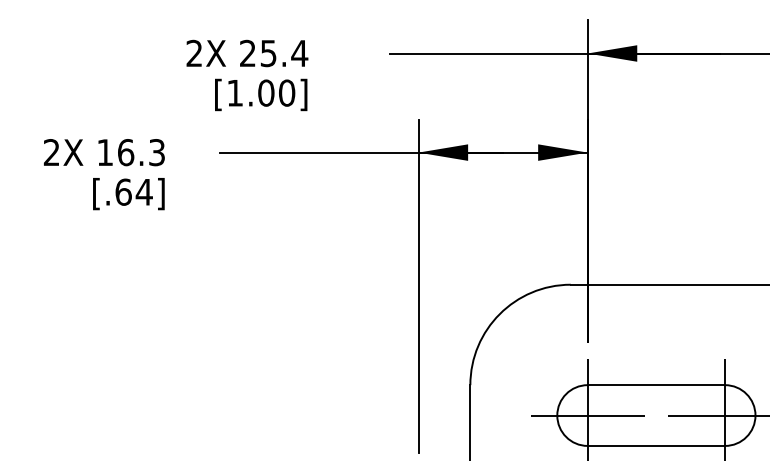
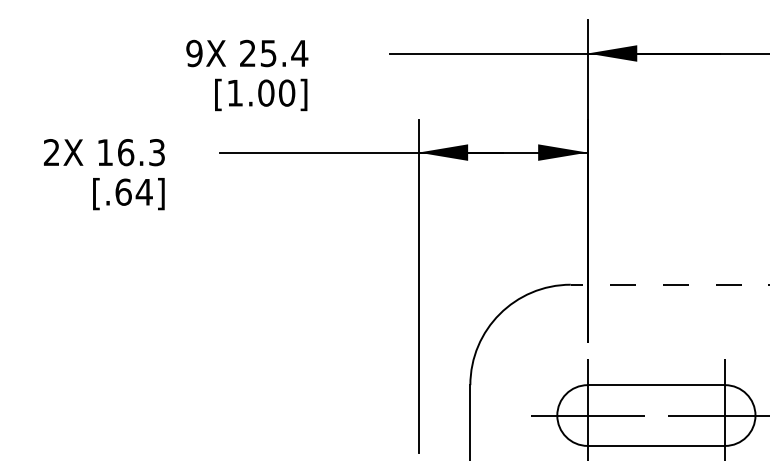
text: 2X -> 9X (194, 53)
line: solid -> dashed (669, 284)
